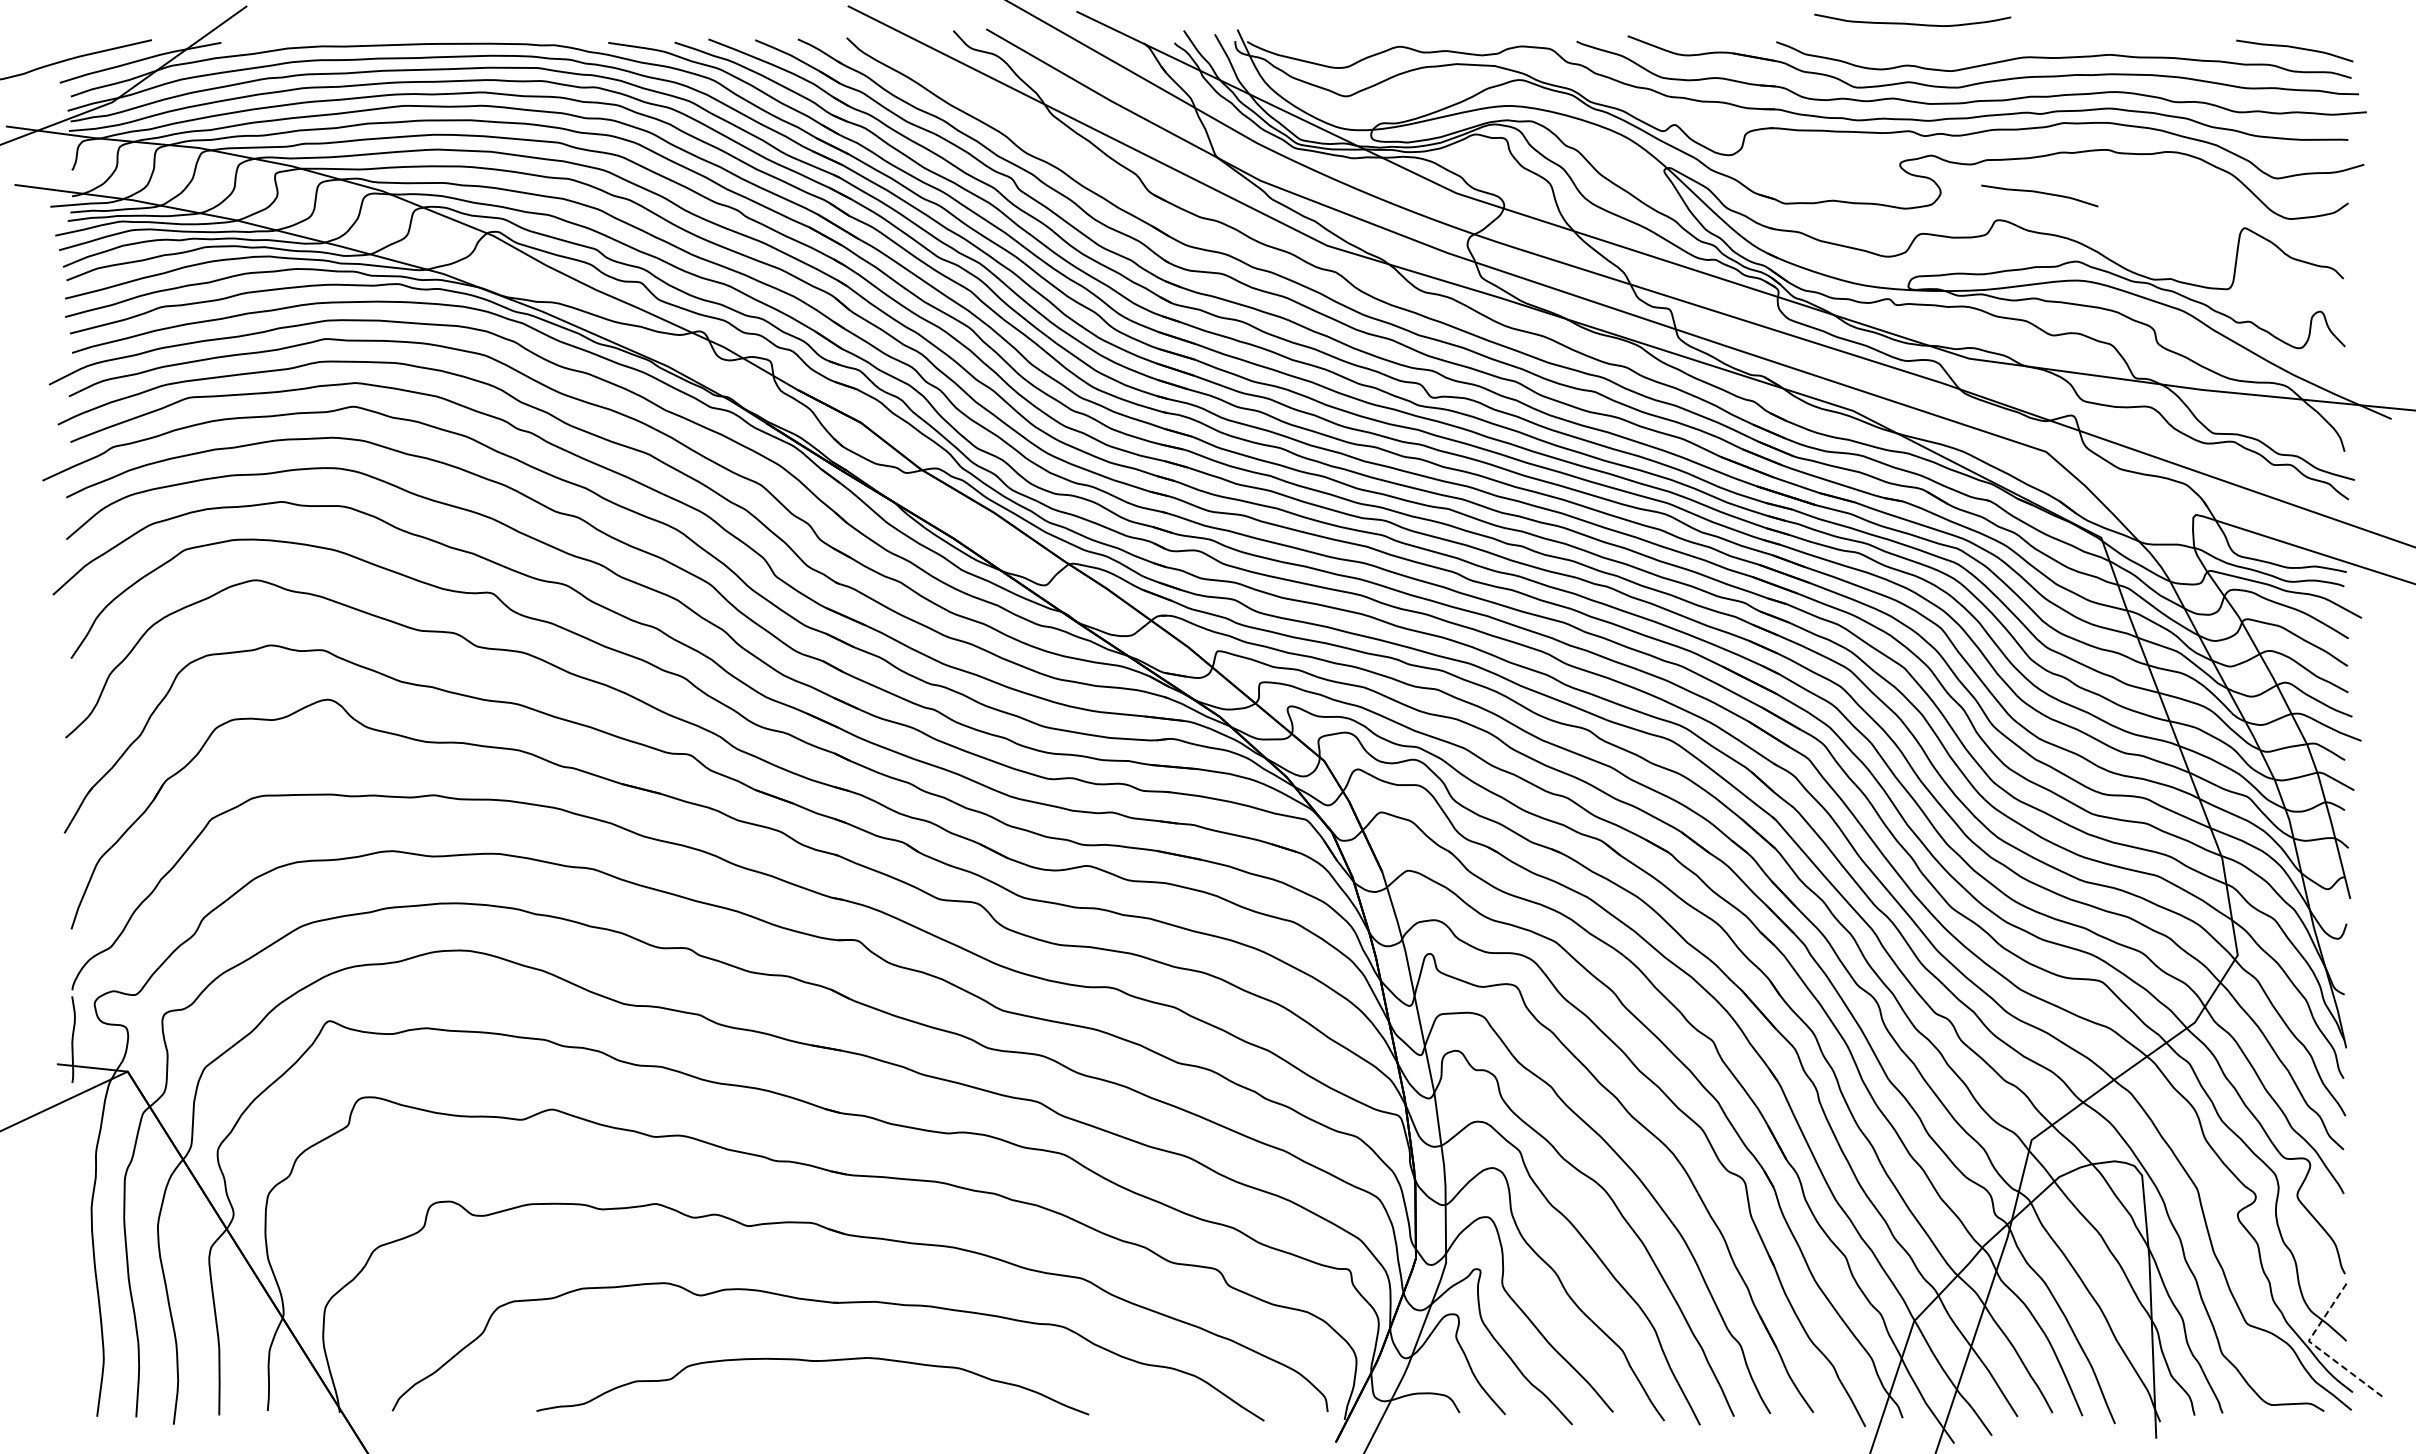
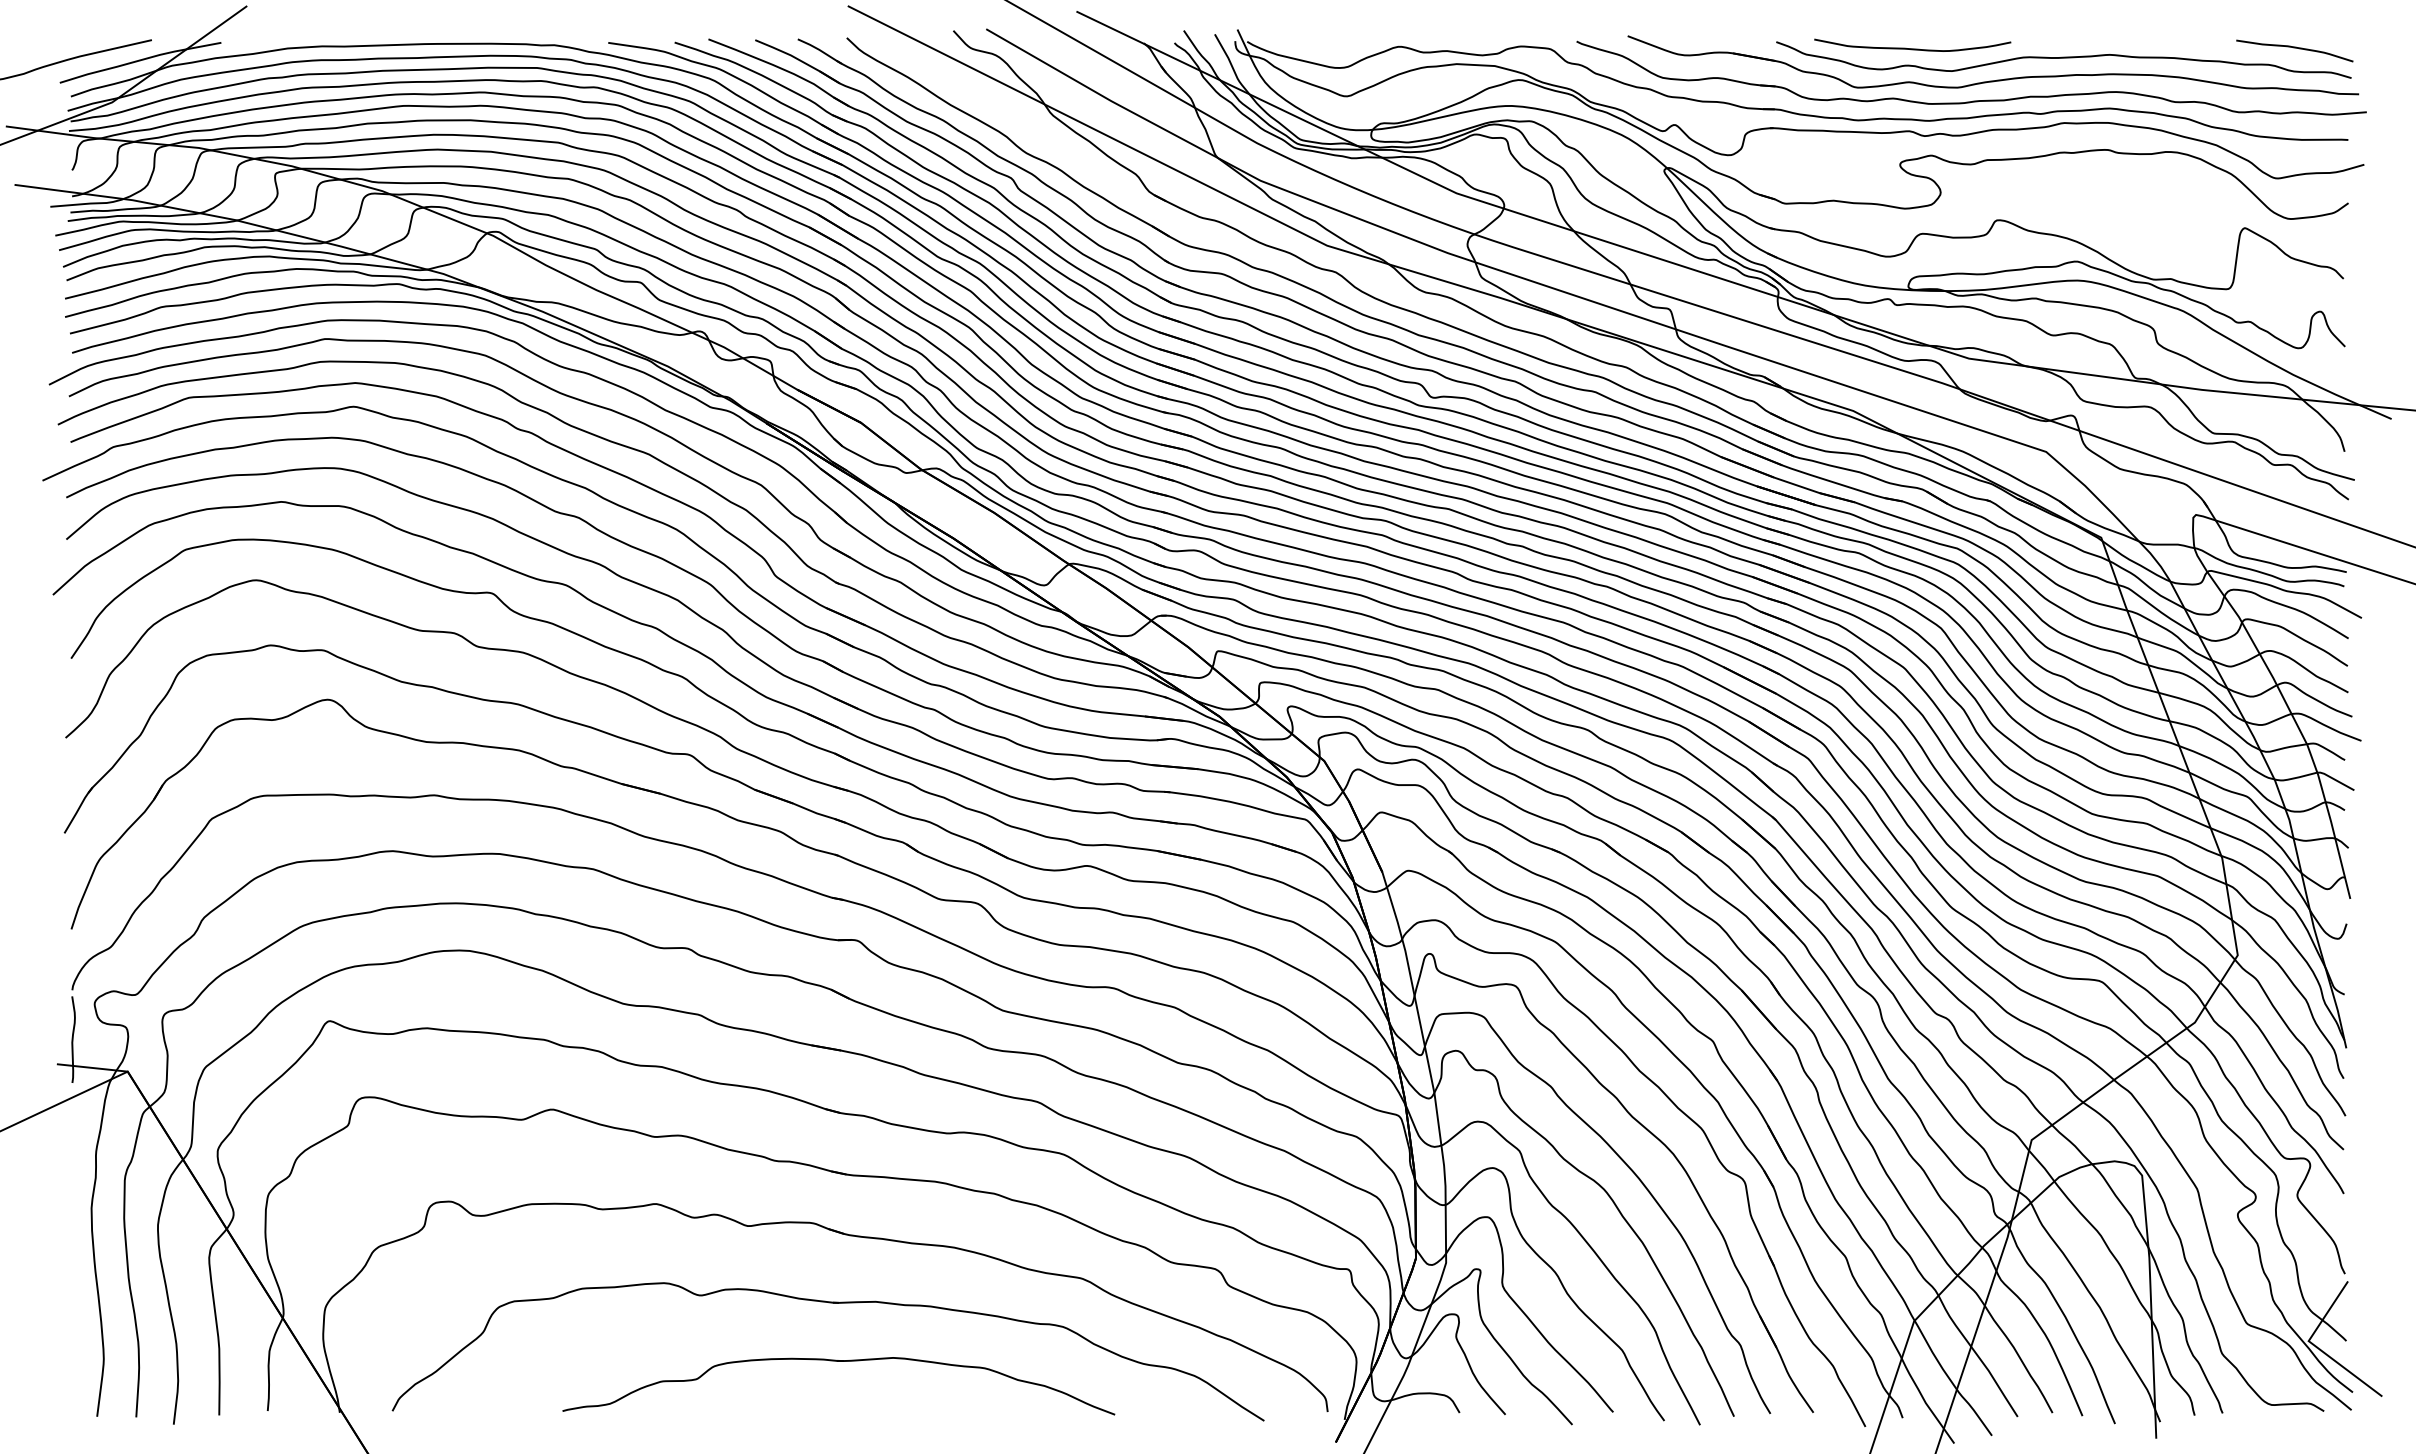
curve position: (1912, 23) -> (1912, 48) (1912, 48)
curve: present -> none (2039, 193)
line: dashed -> solid (2316, 1347)
part position: (812, 1361) -> (838, 1361) (838, 1361)
